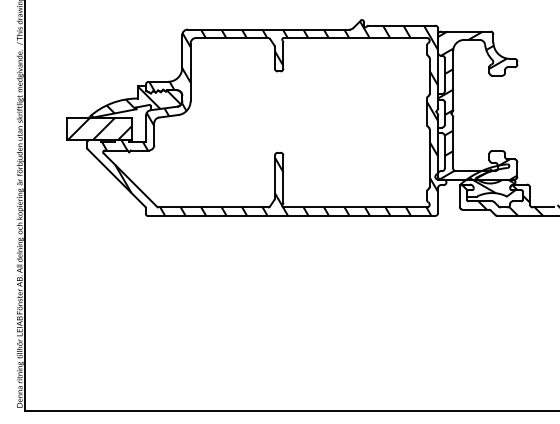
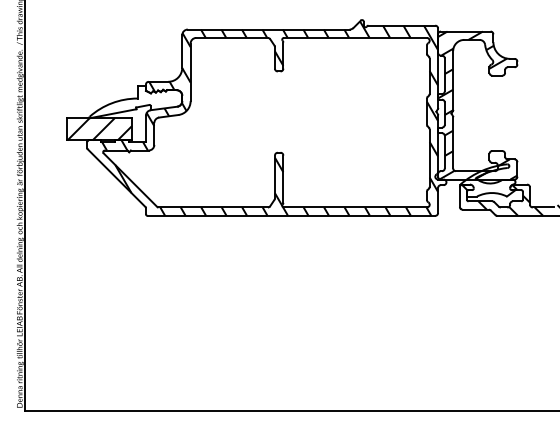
hatch: present -> none (136, 101)
hatch: present -> none (491, 180)
